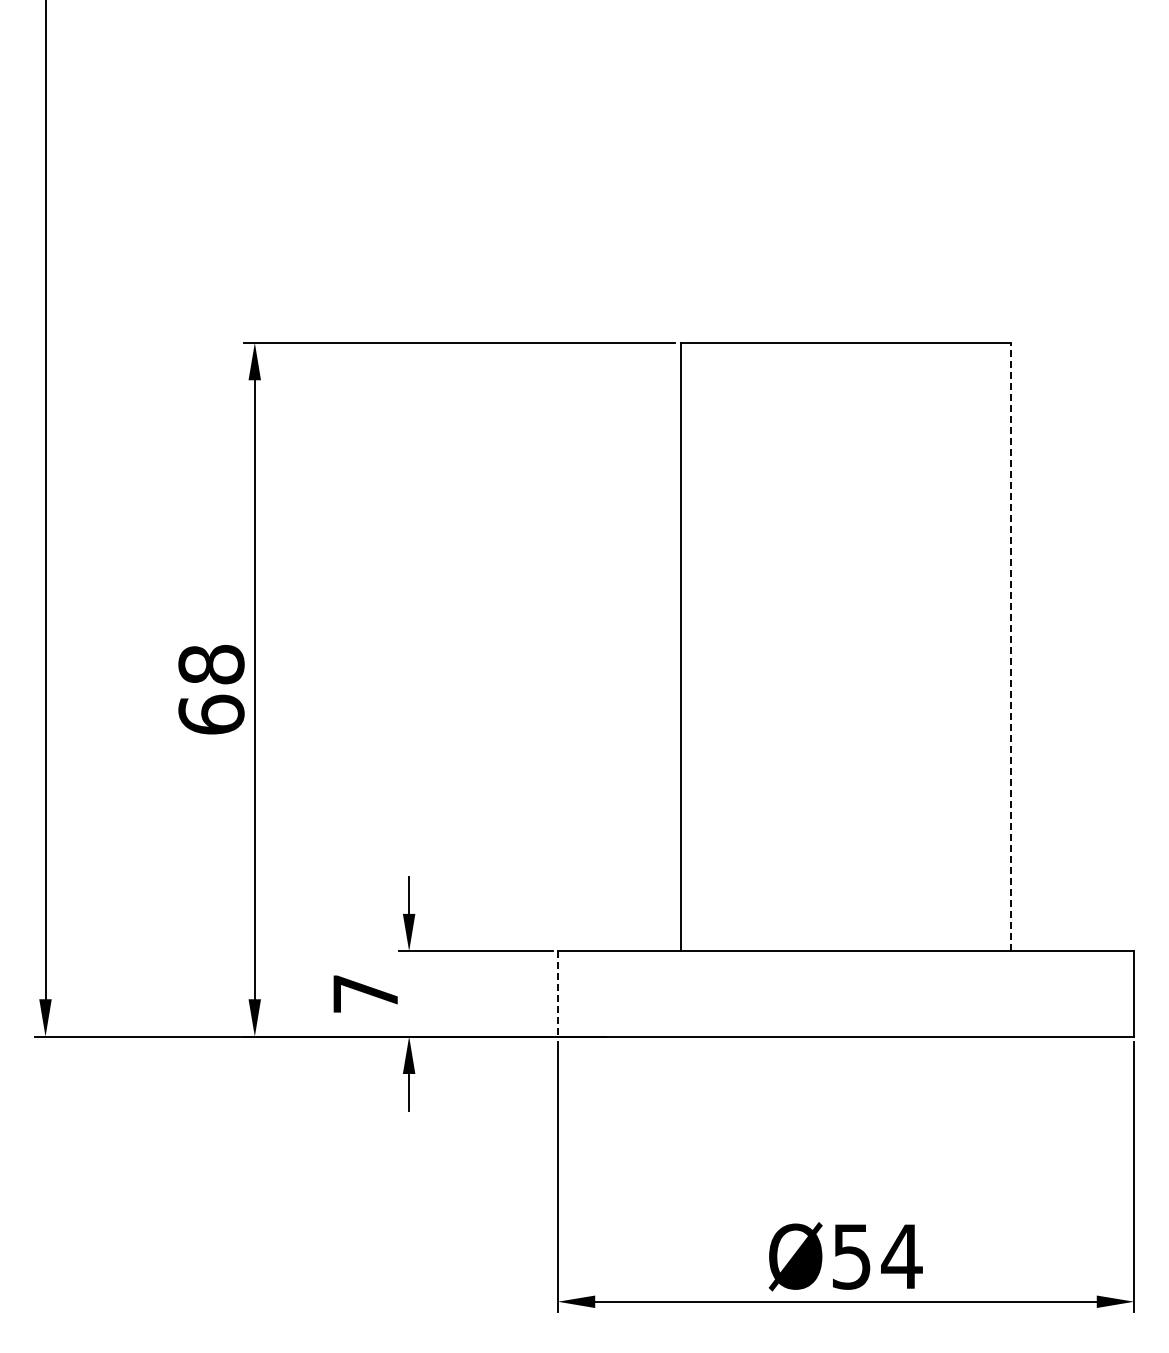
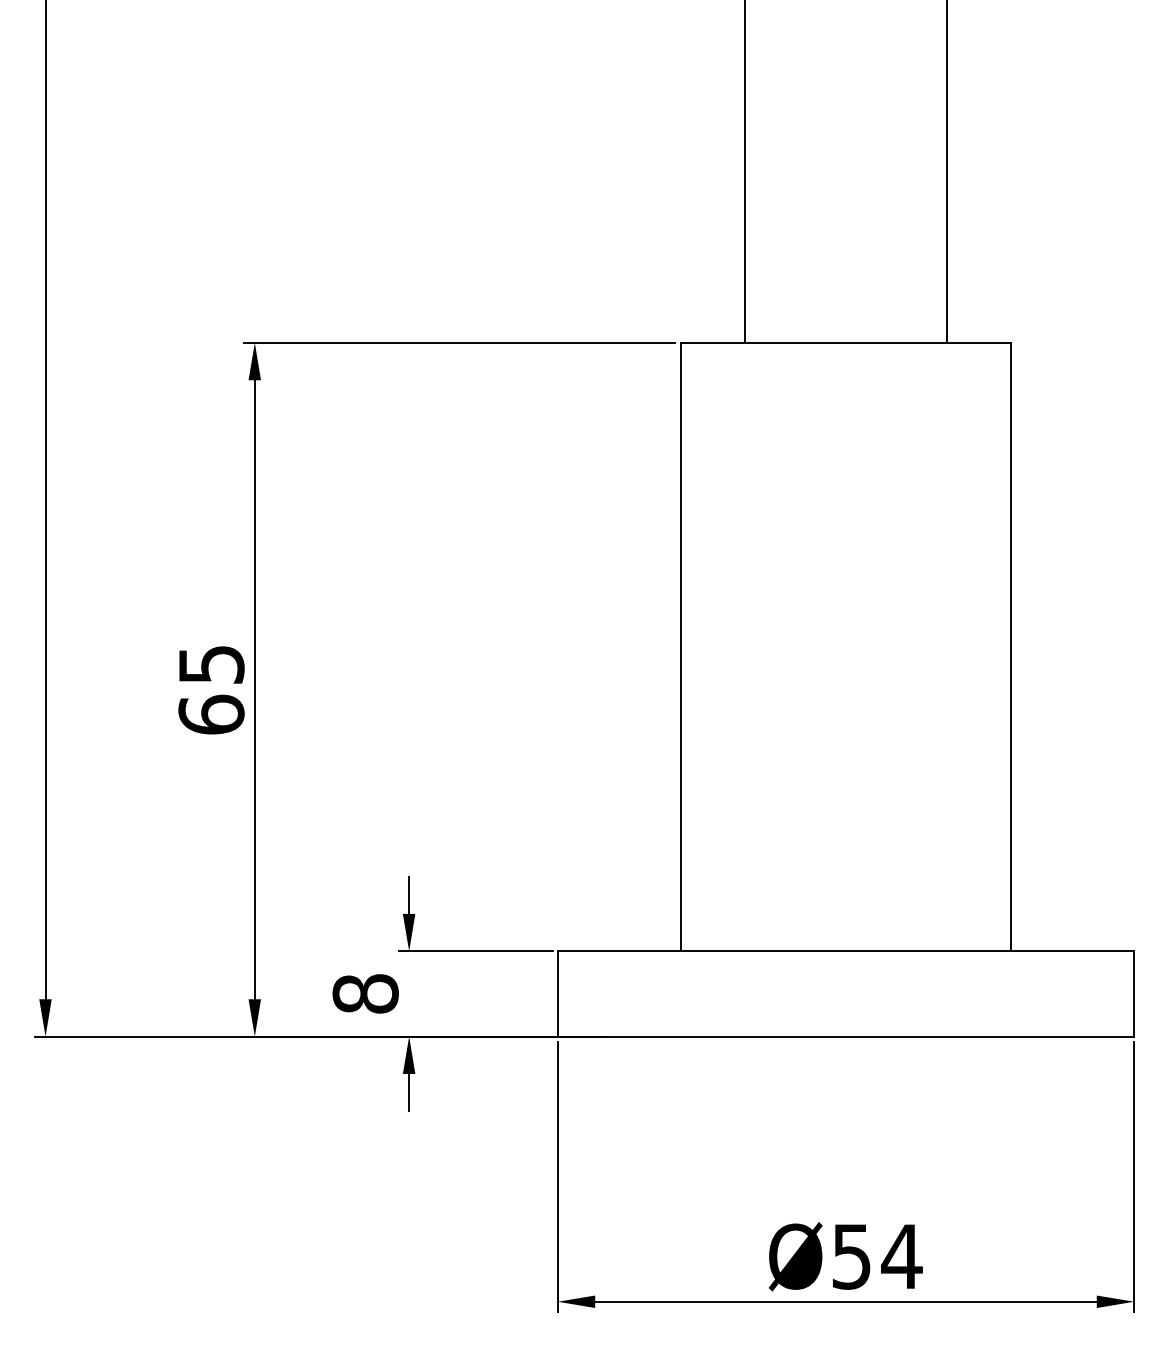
line: none -> present (744, 172)
line: none -> present (947, 172)
line: dashed -> solid (1011, 646)
text: 68 -> 65 (211, 664)
text: 7 -> 8 (365, 993)
line: dashed -> solid (557, 993)
